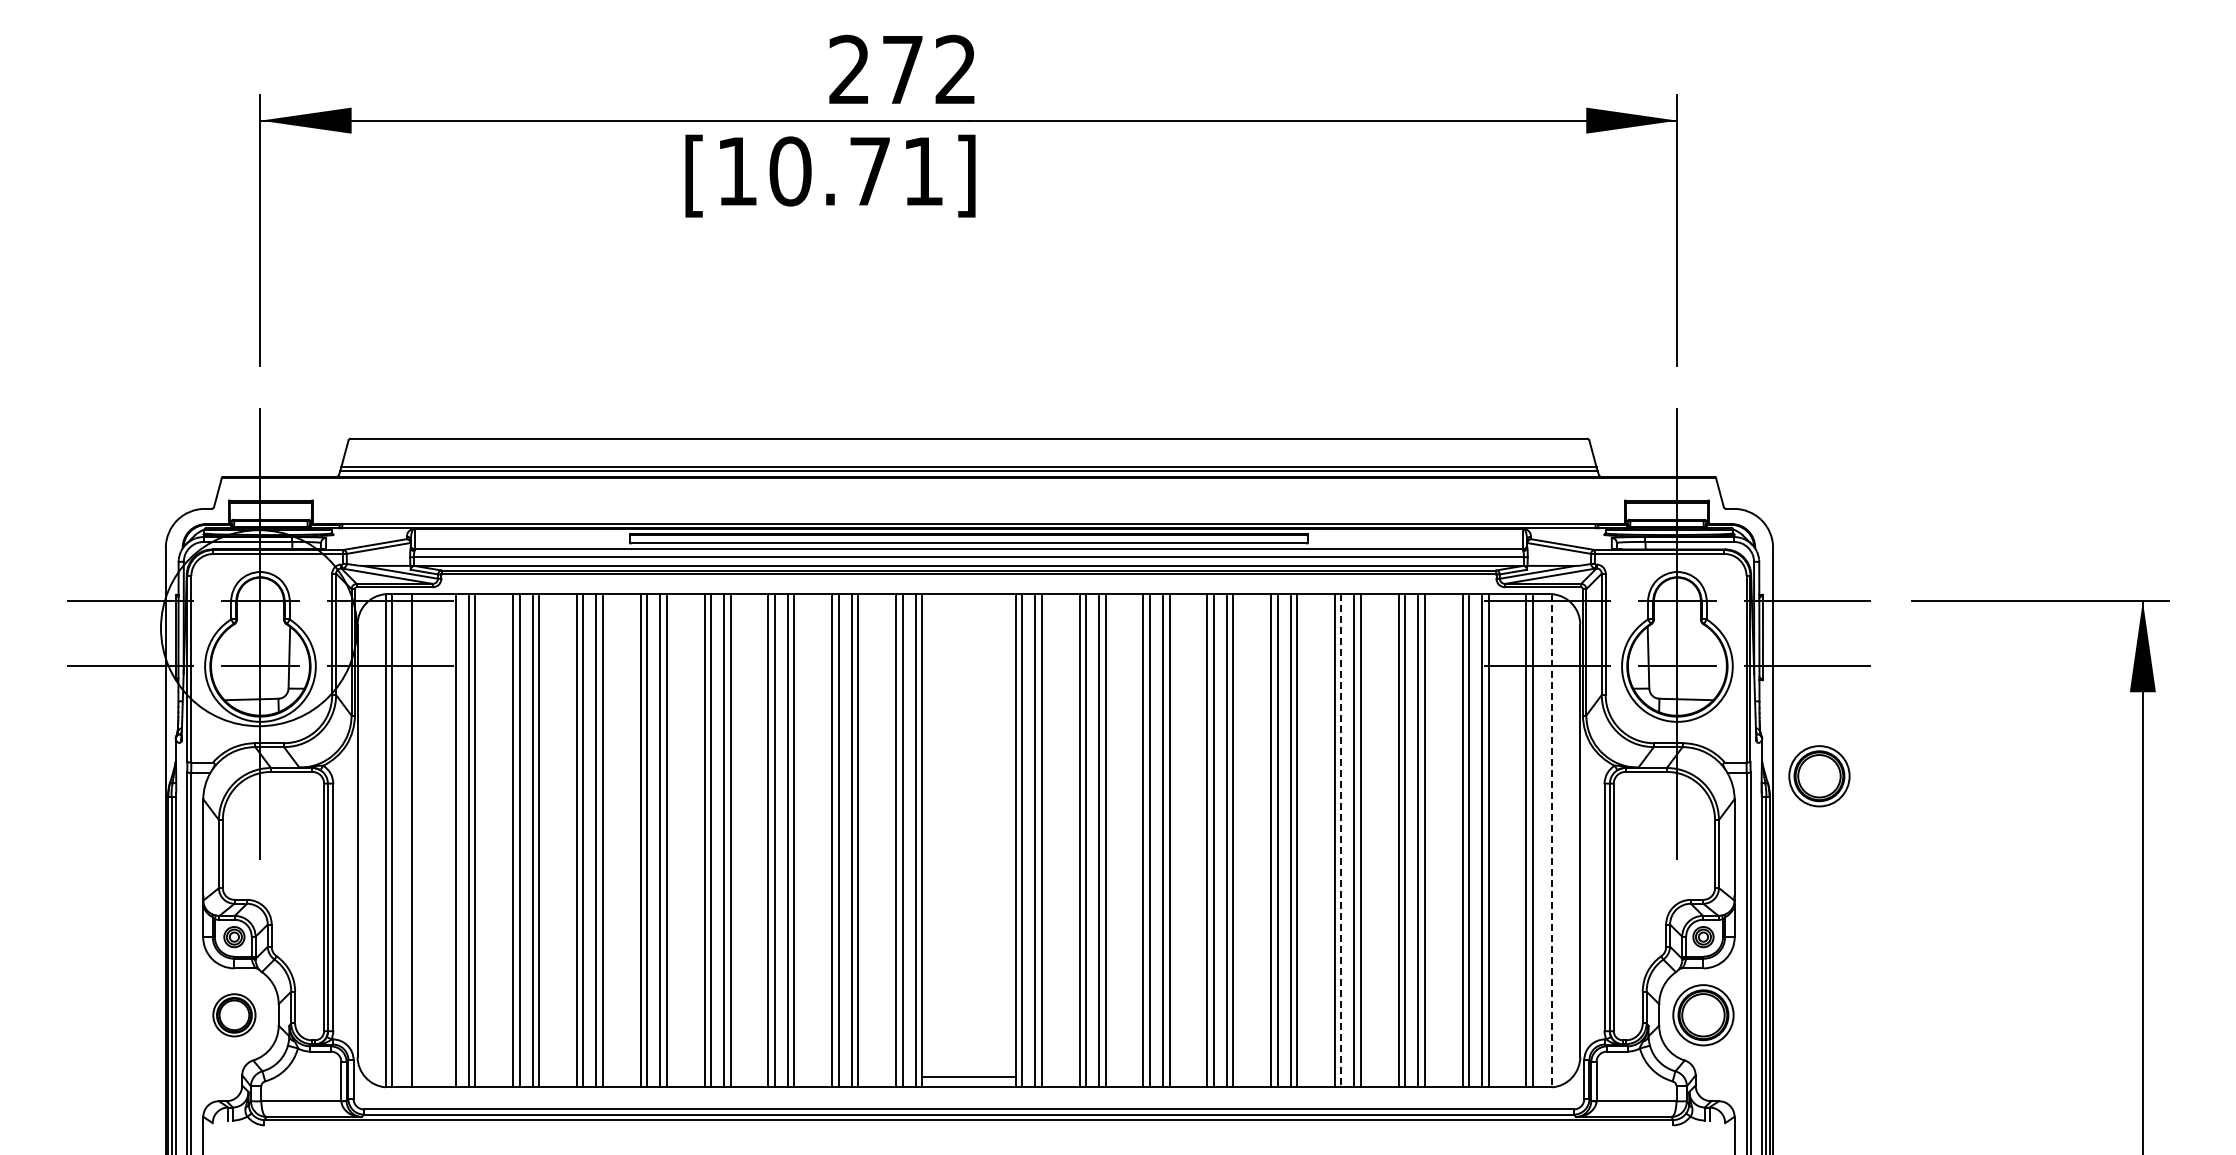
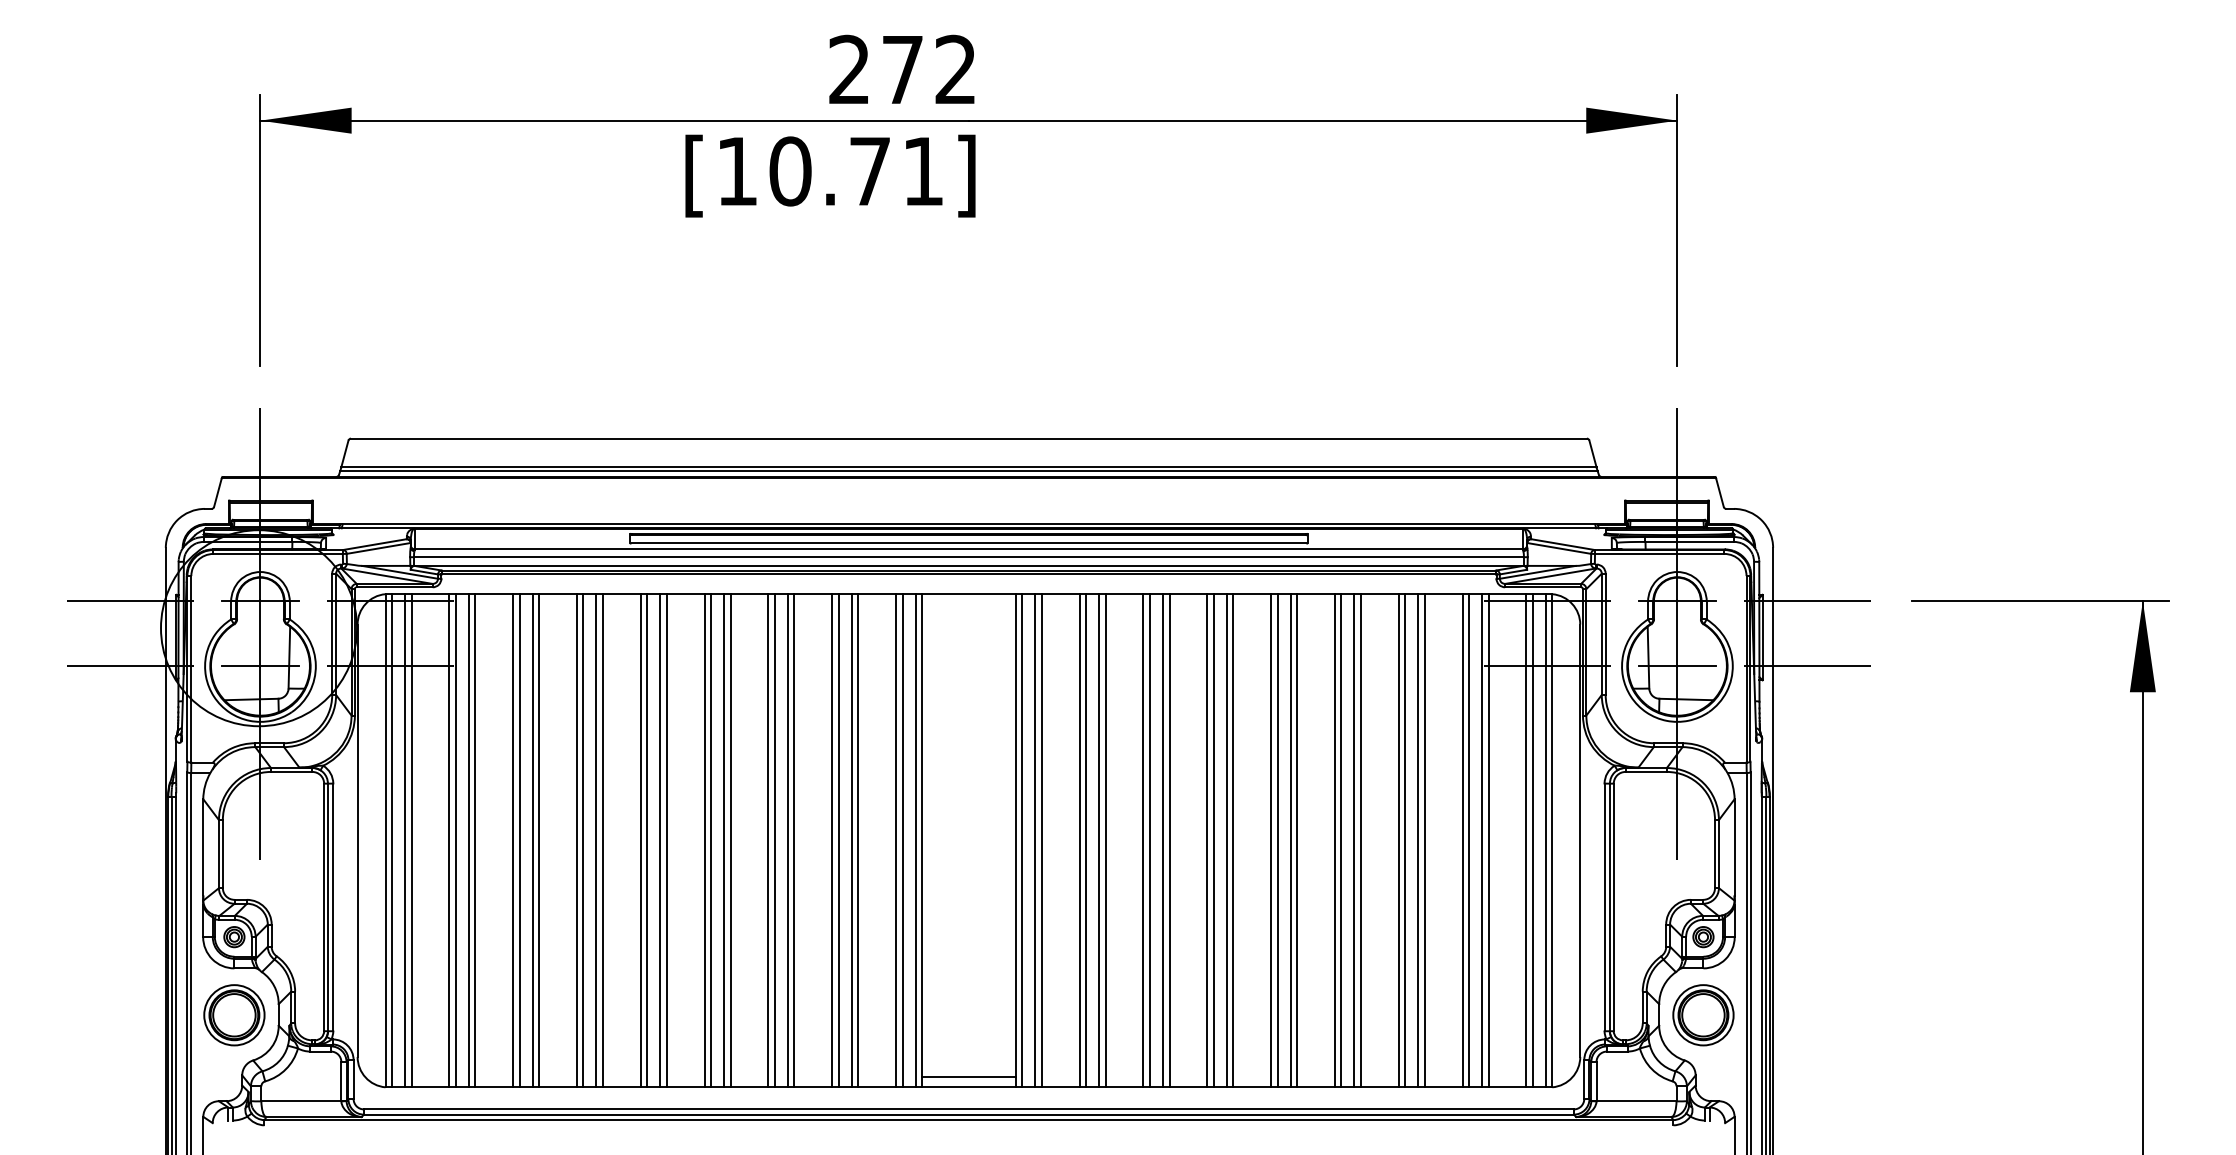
part: present -> none (1819, 776)
line: none -> present (405, 840)
line: none -> present (449, 840)
line: dashed -> solid (1341, 840)
line: none -> present (1545, 840)
line: dashed -> solid (1552, 840)
part size: 45x45 px -> 63x63 px (234, 1015)
